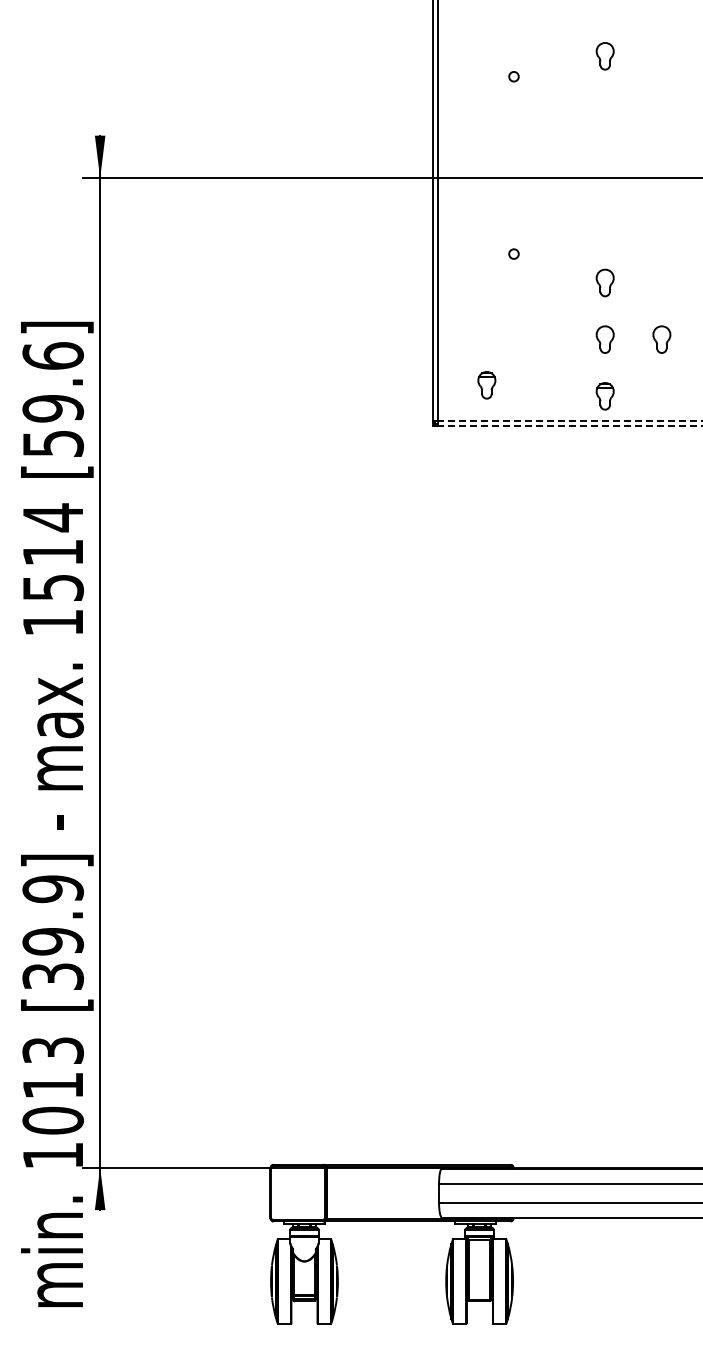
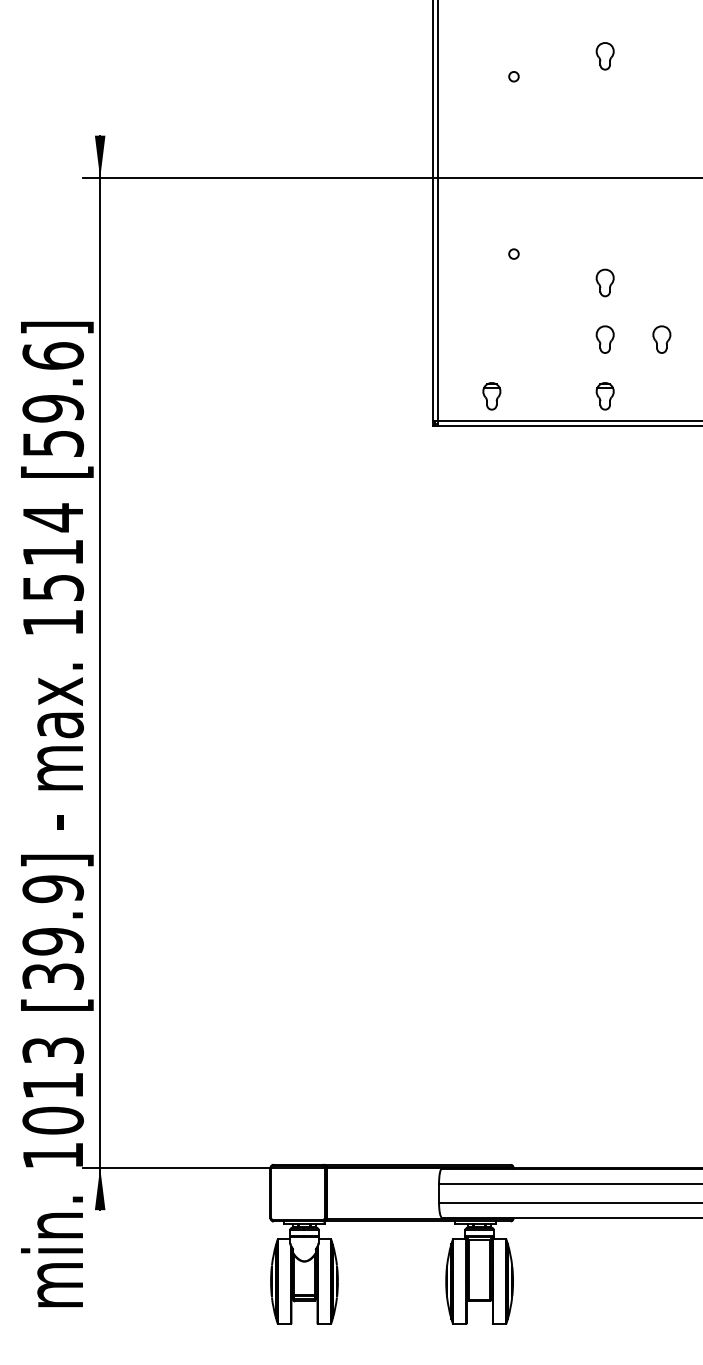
part position: (486, 385) -> (491, 396) (491, 396)
line: dashed -> solid (570, 420)
line: dashed -> solid (570, 426)
